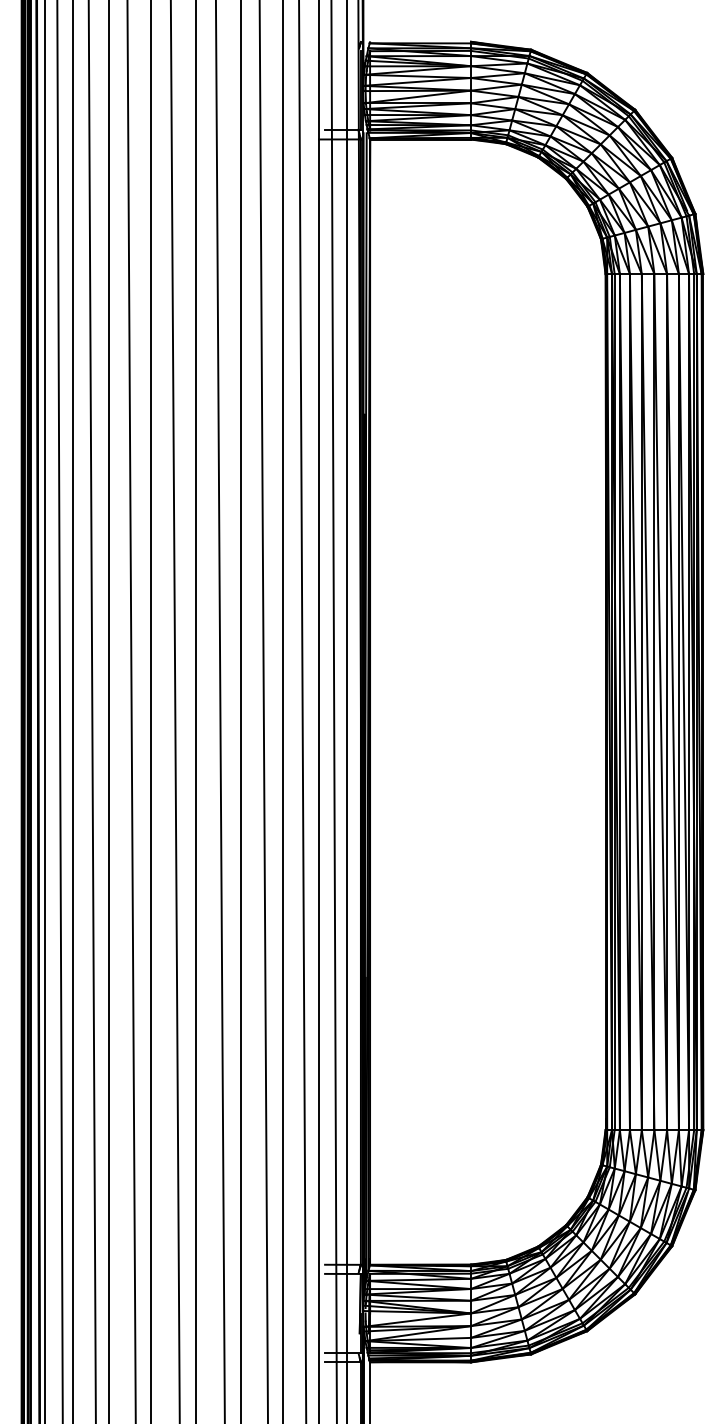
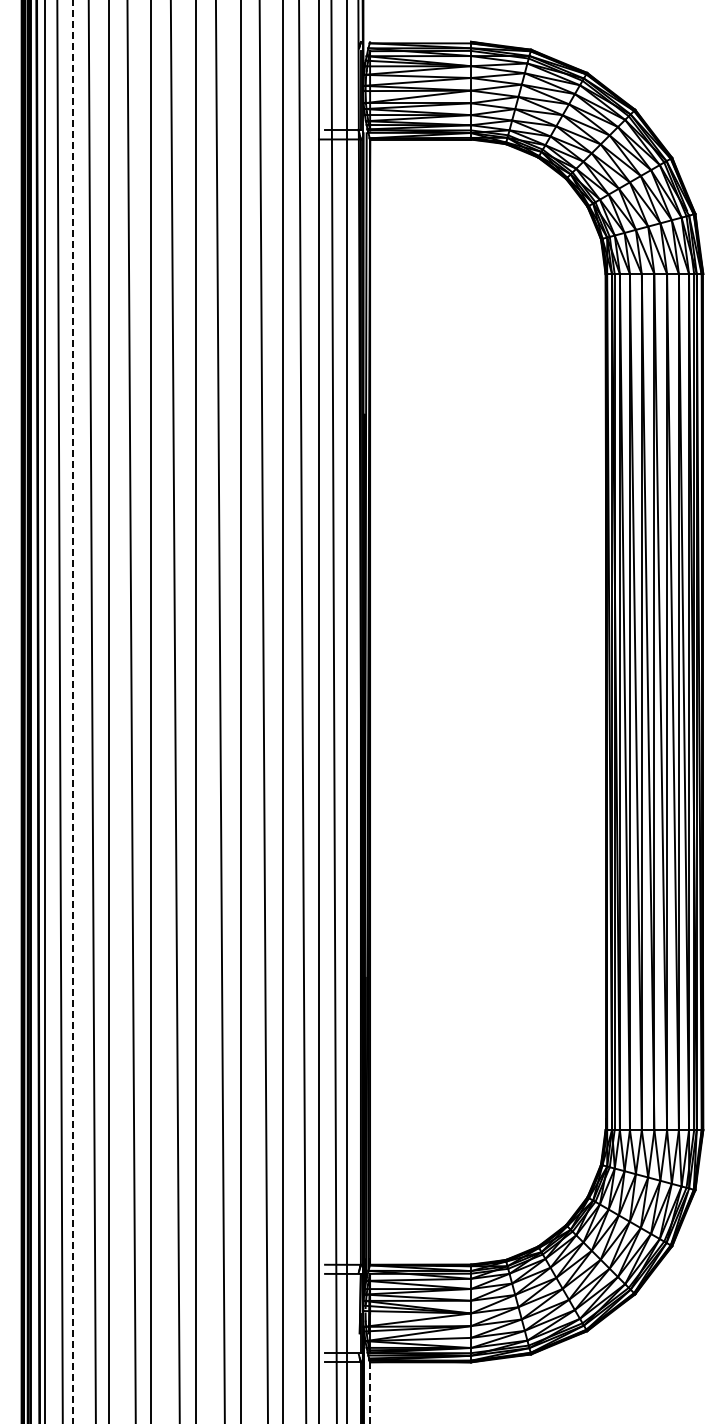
line: solid -> dashed (72, 711)
line: solid -> dashed (370, 1393)
